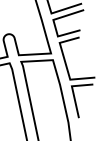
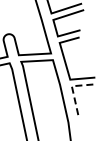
line: solid -> dashed (72, 91)
